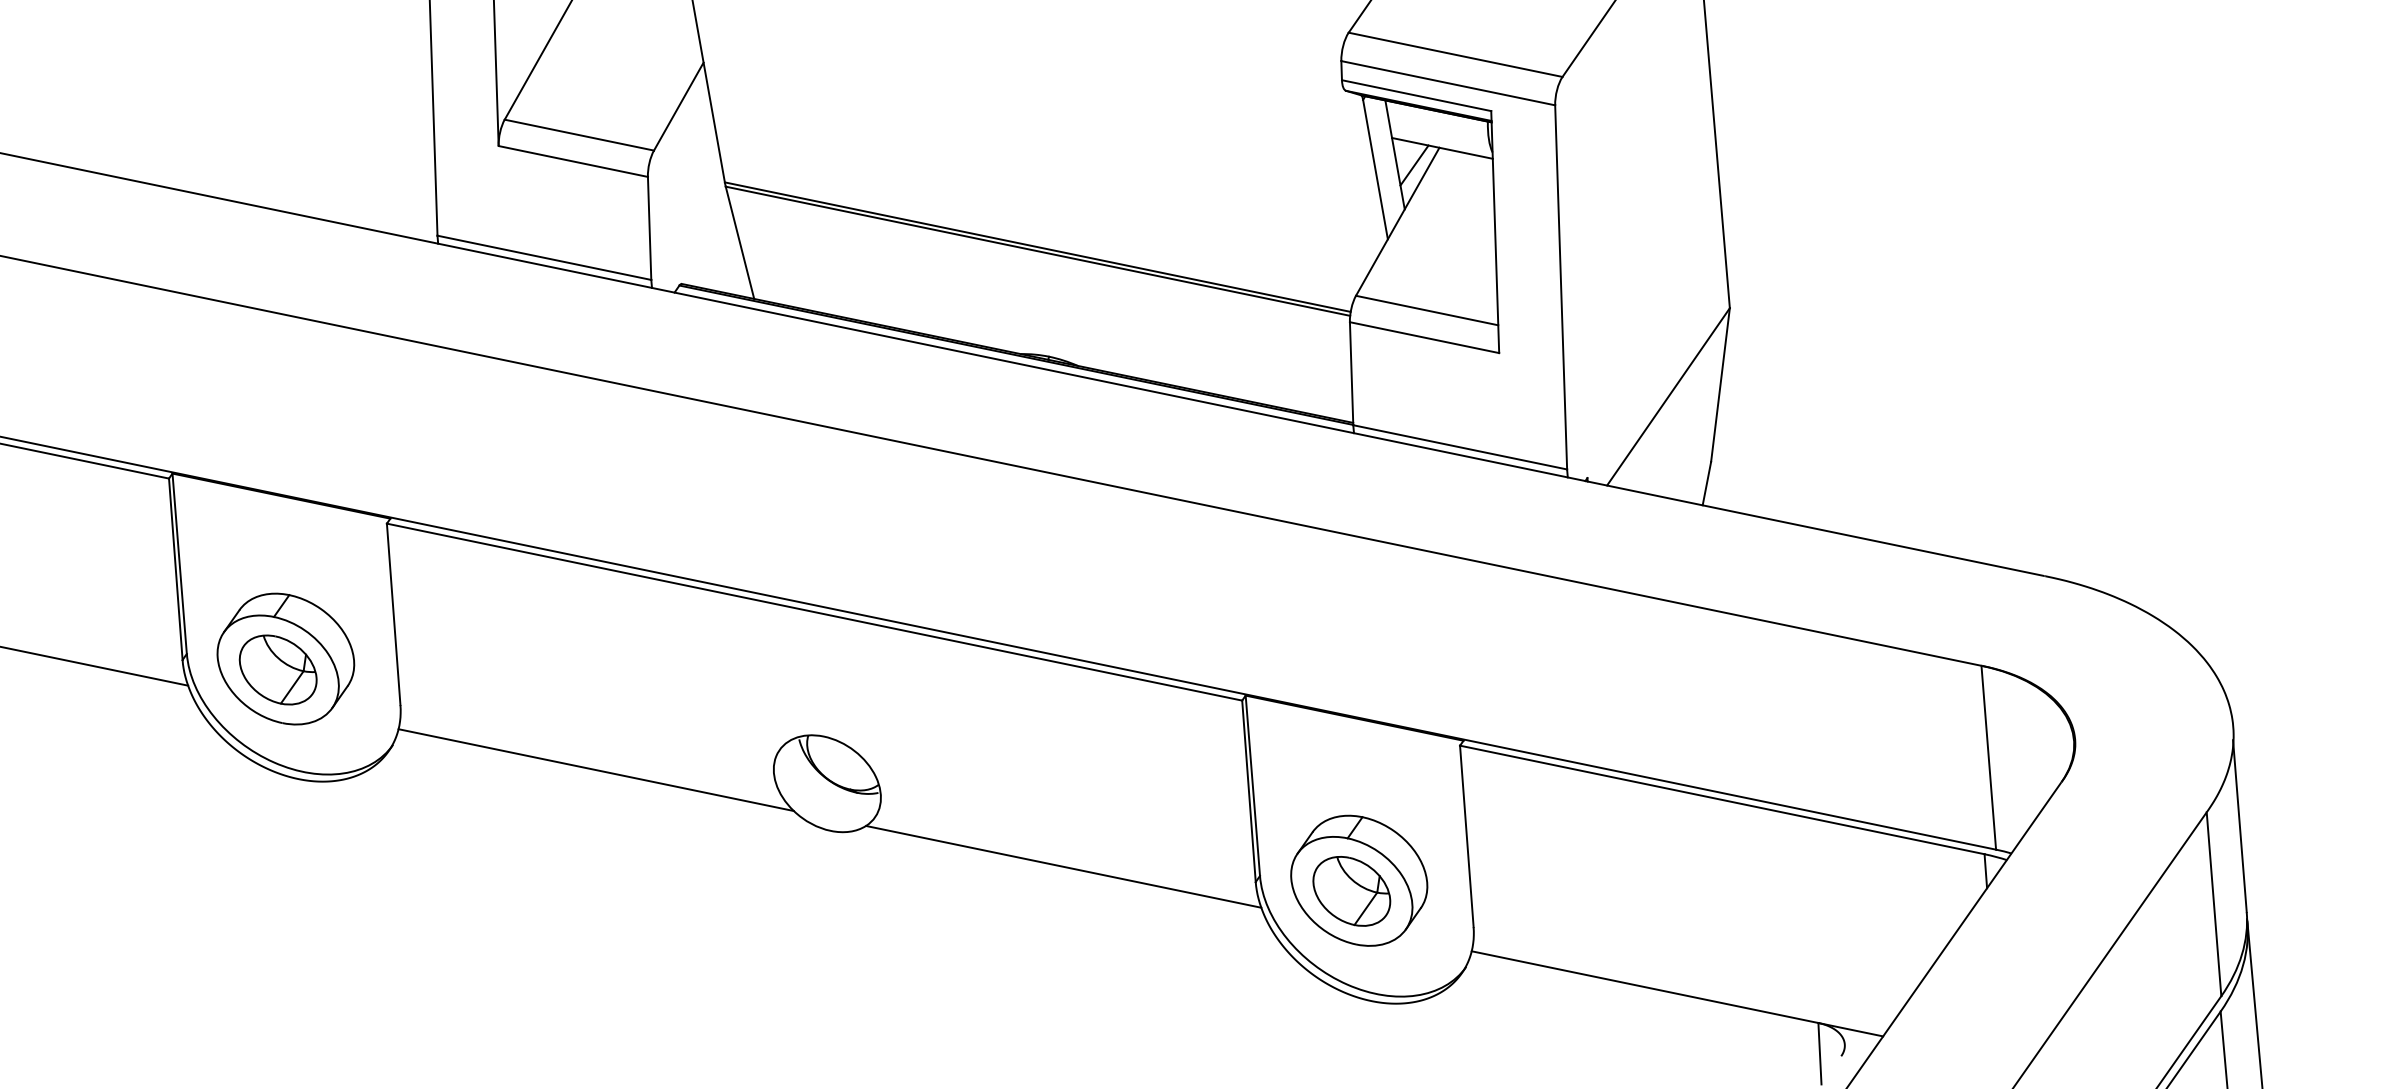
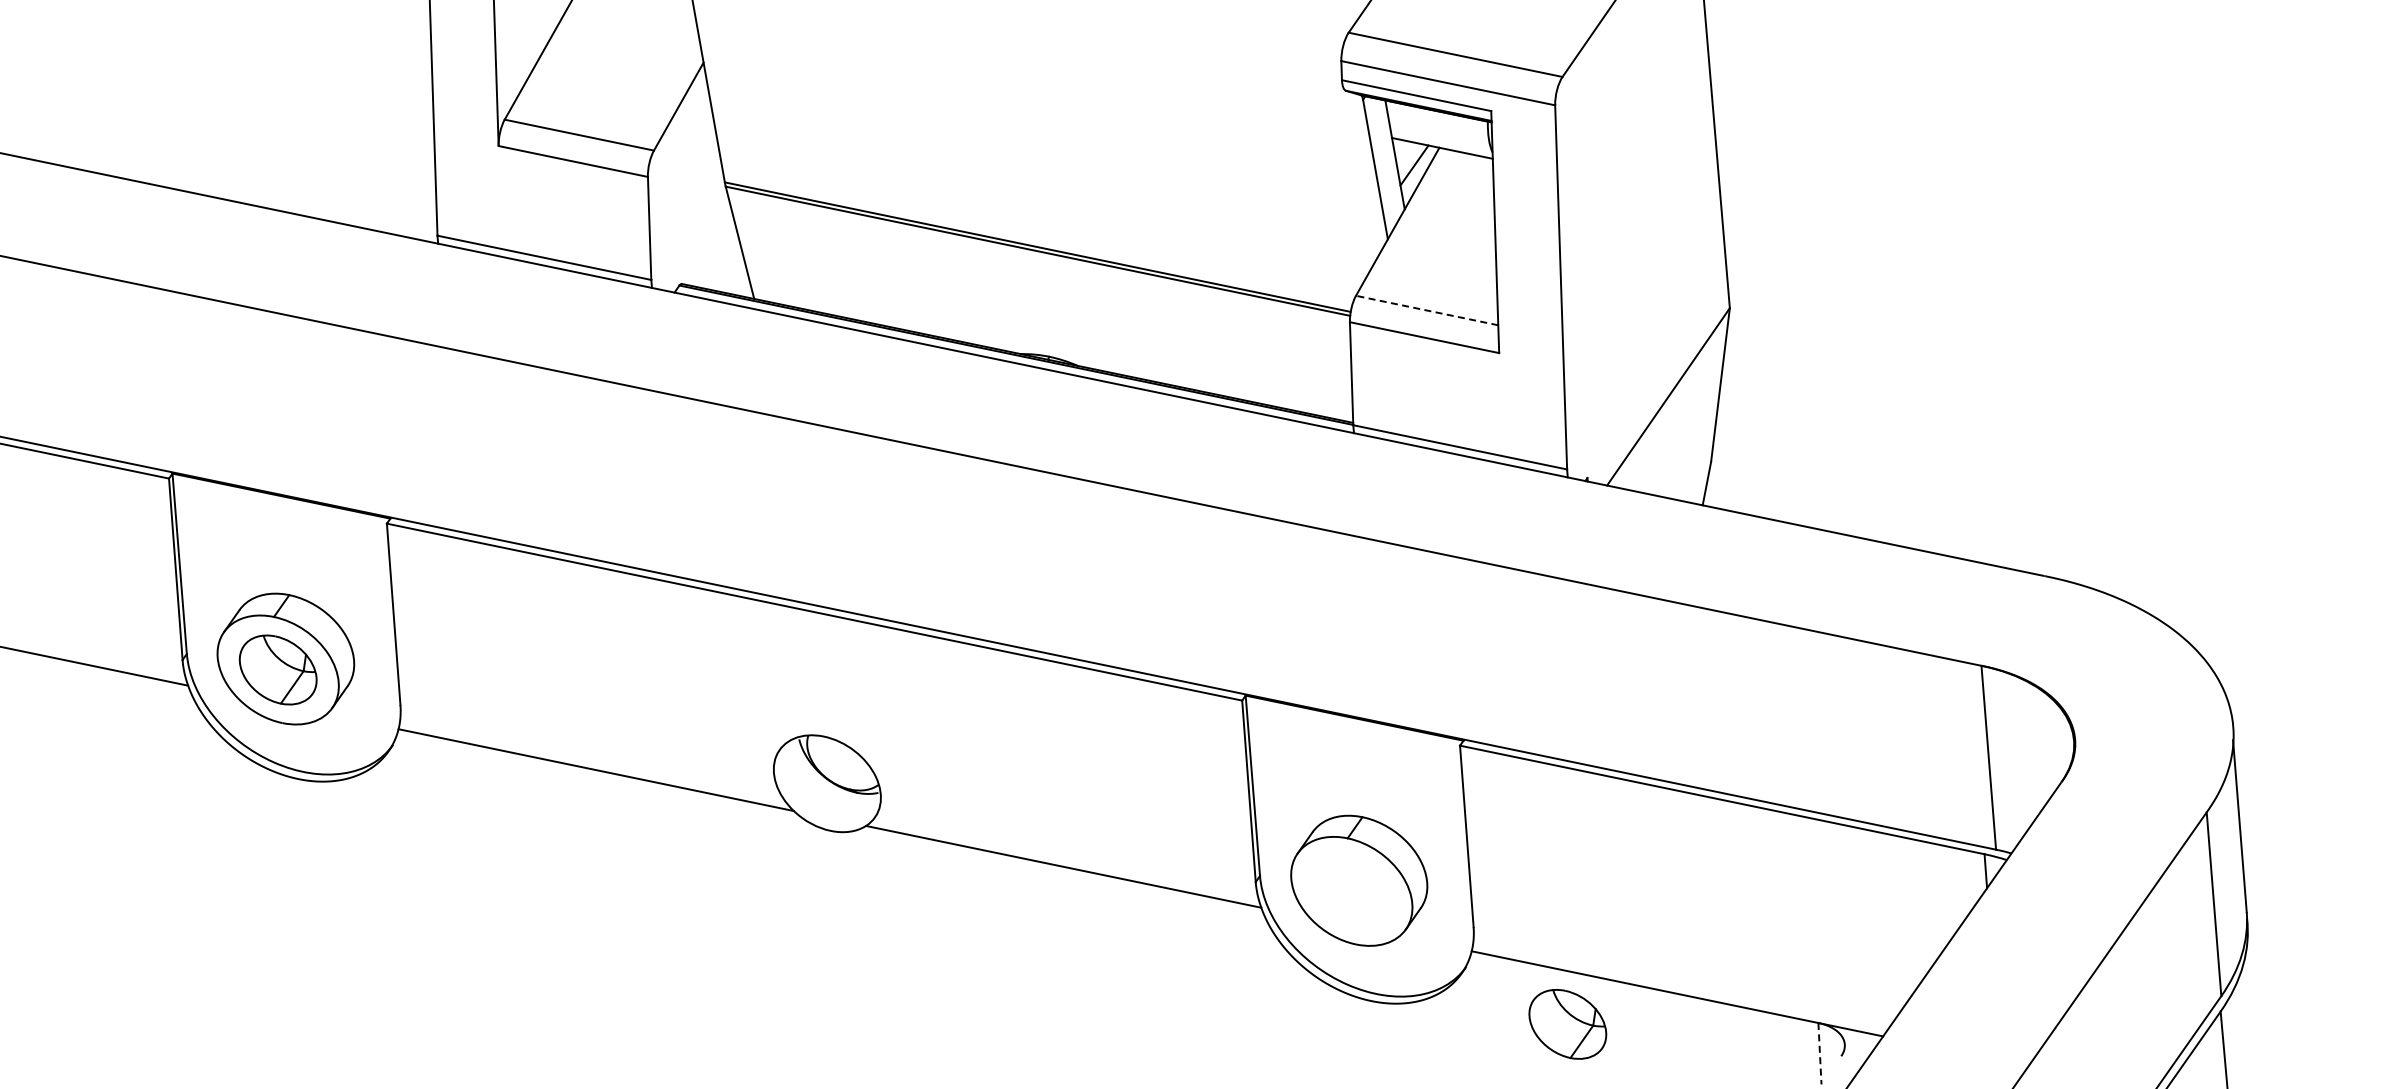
line: solid -> dashed (1427, 310)
part position: (1351, 891) -> (1567, 1024) (1567, 1024)
line: present -> none (2254, 1003)
line: solid -> dashed (1819, 1053)
